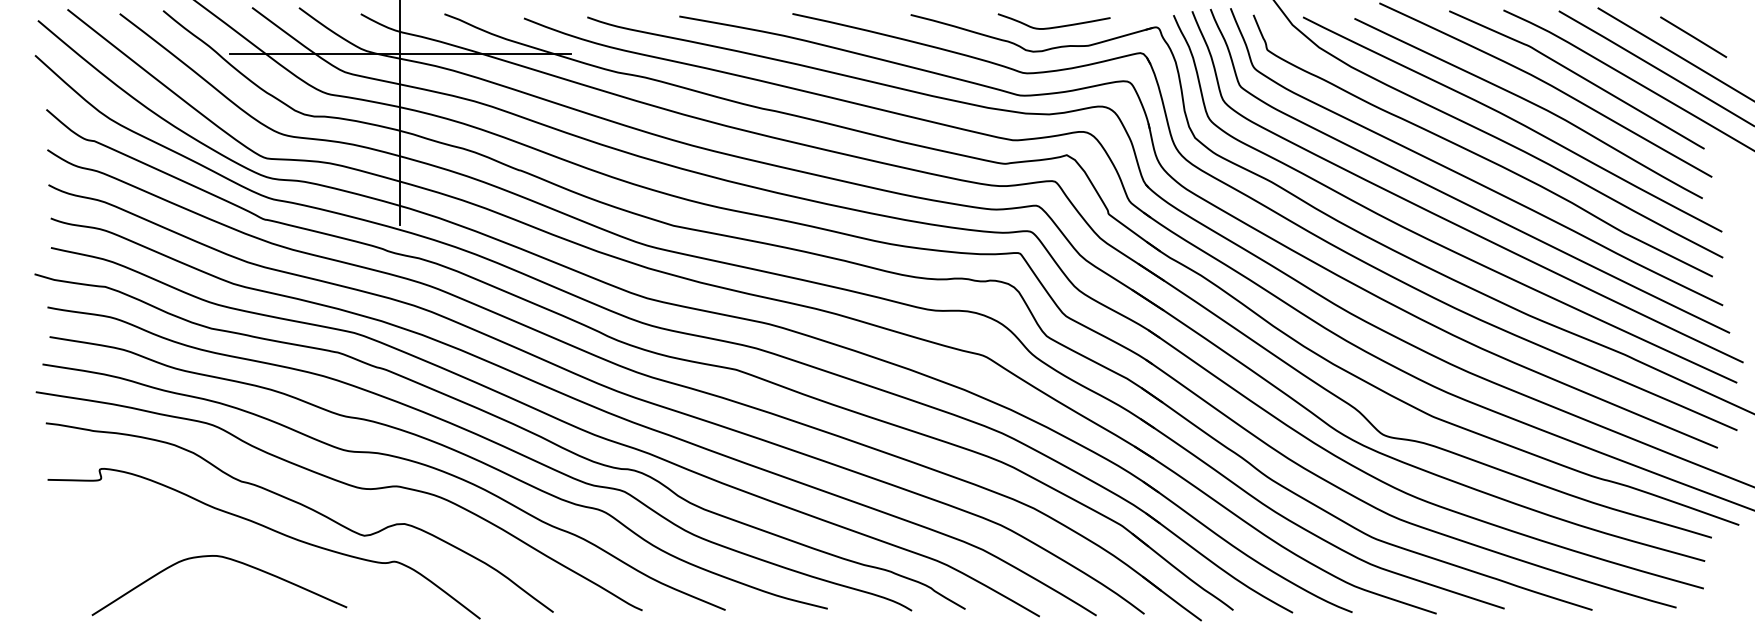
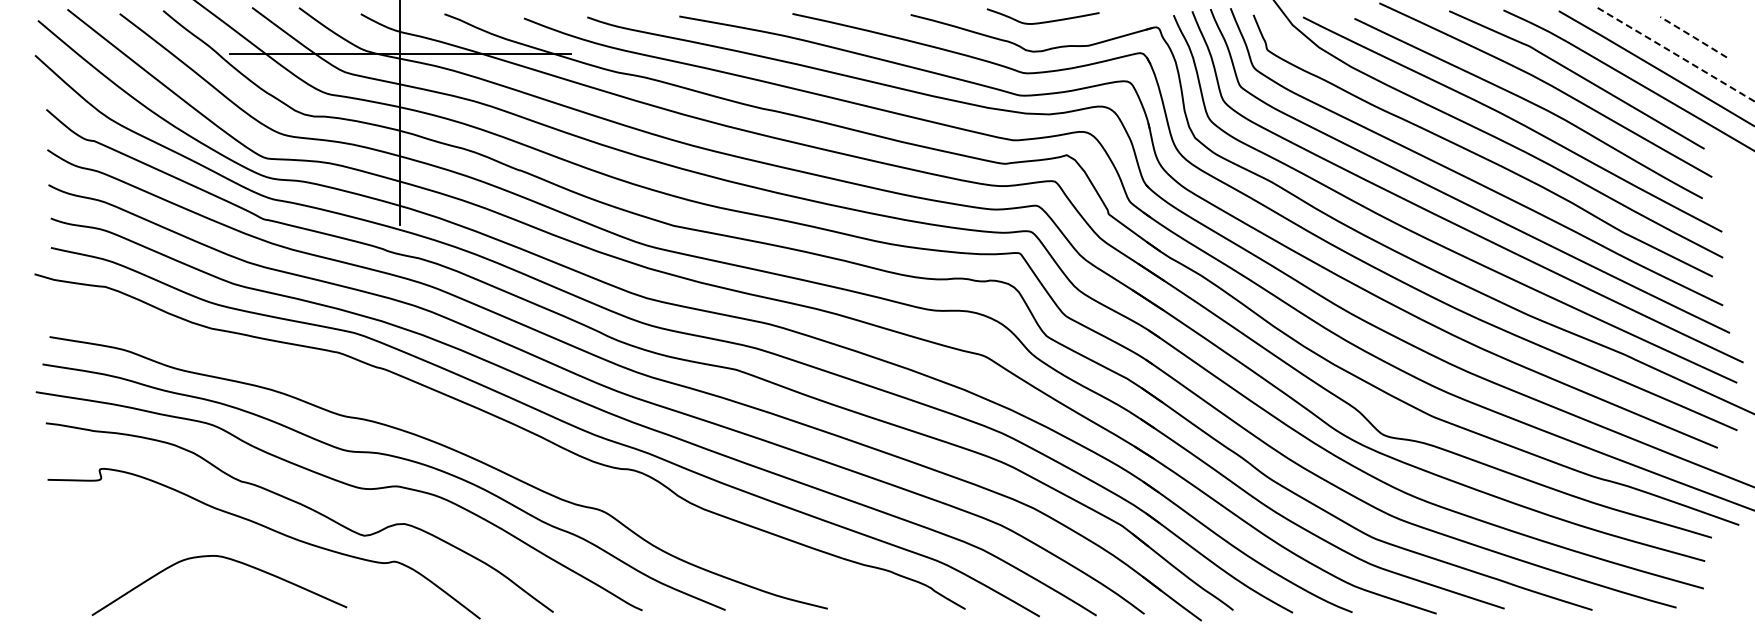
curve position: (1053, 26) -> (1042, 21) (1042, 21)
line: solid -> dashed (1693, 37)
line: solid -> dashed (1675, 54)
curve: present -> none (487, 440)
